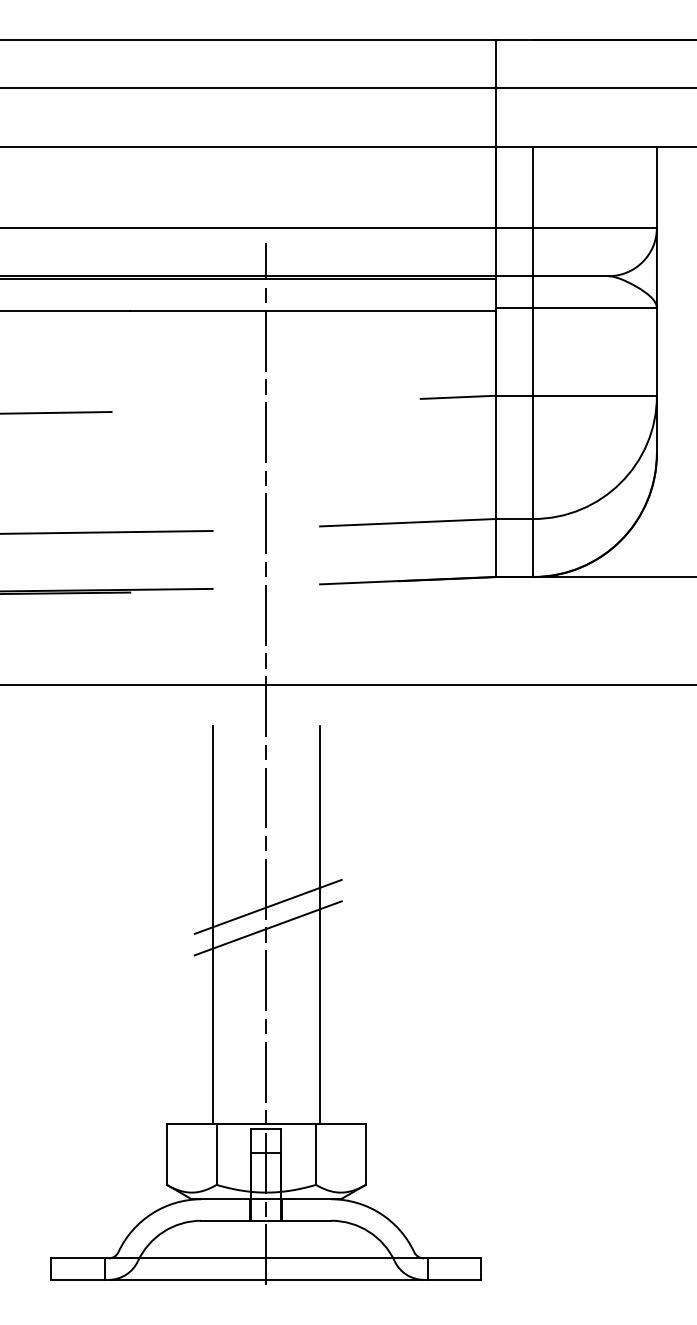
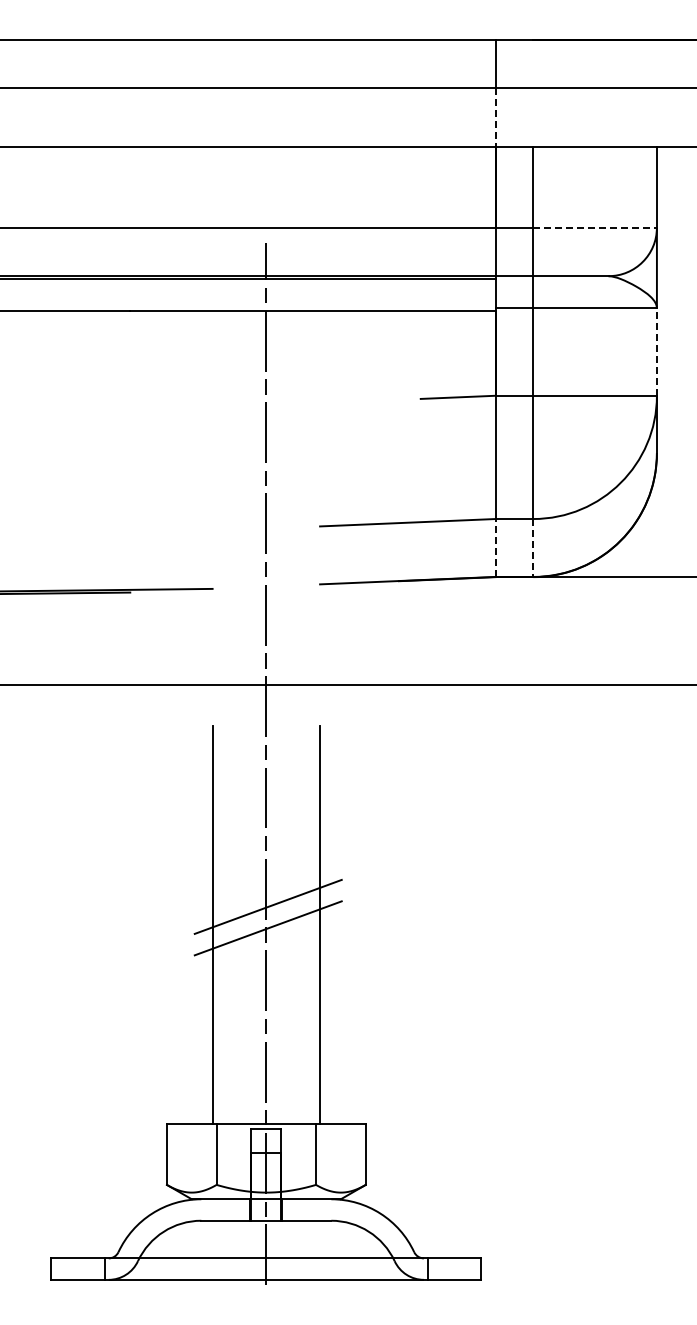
line: solid -> dashed (495, 117)
line: solid -> dashed (595, 227)
line: solid -> dashed (656, 352)
line: present -> none (56, 412)
line: present -> none (107, 531)
line: solid -> dashed (495, 547)
line: solid -> dashed (533, 547)
